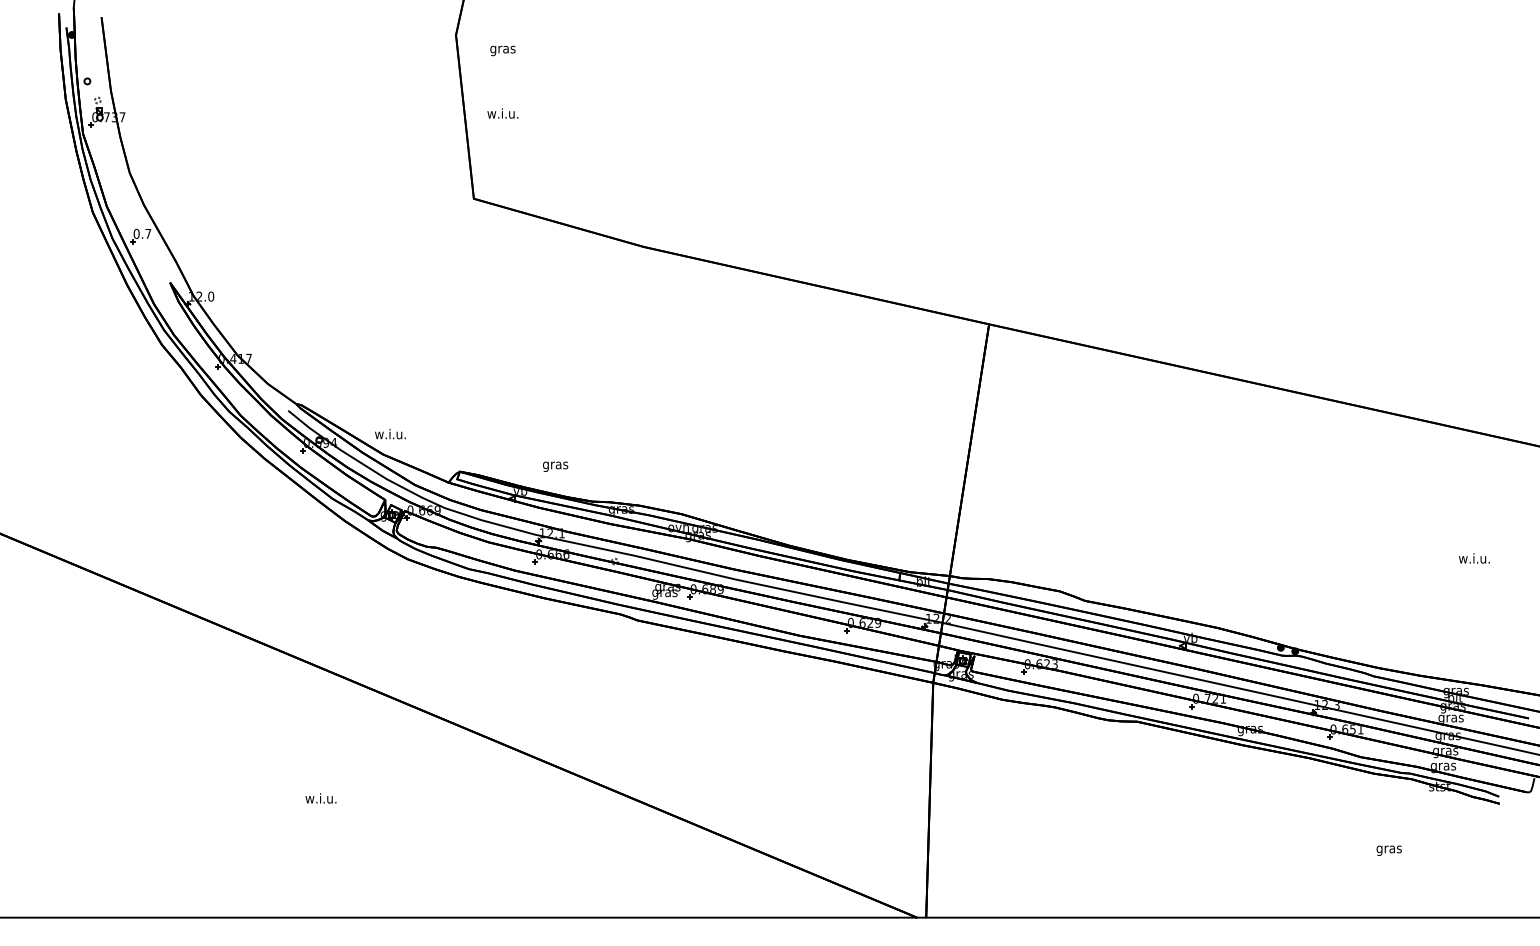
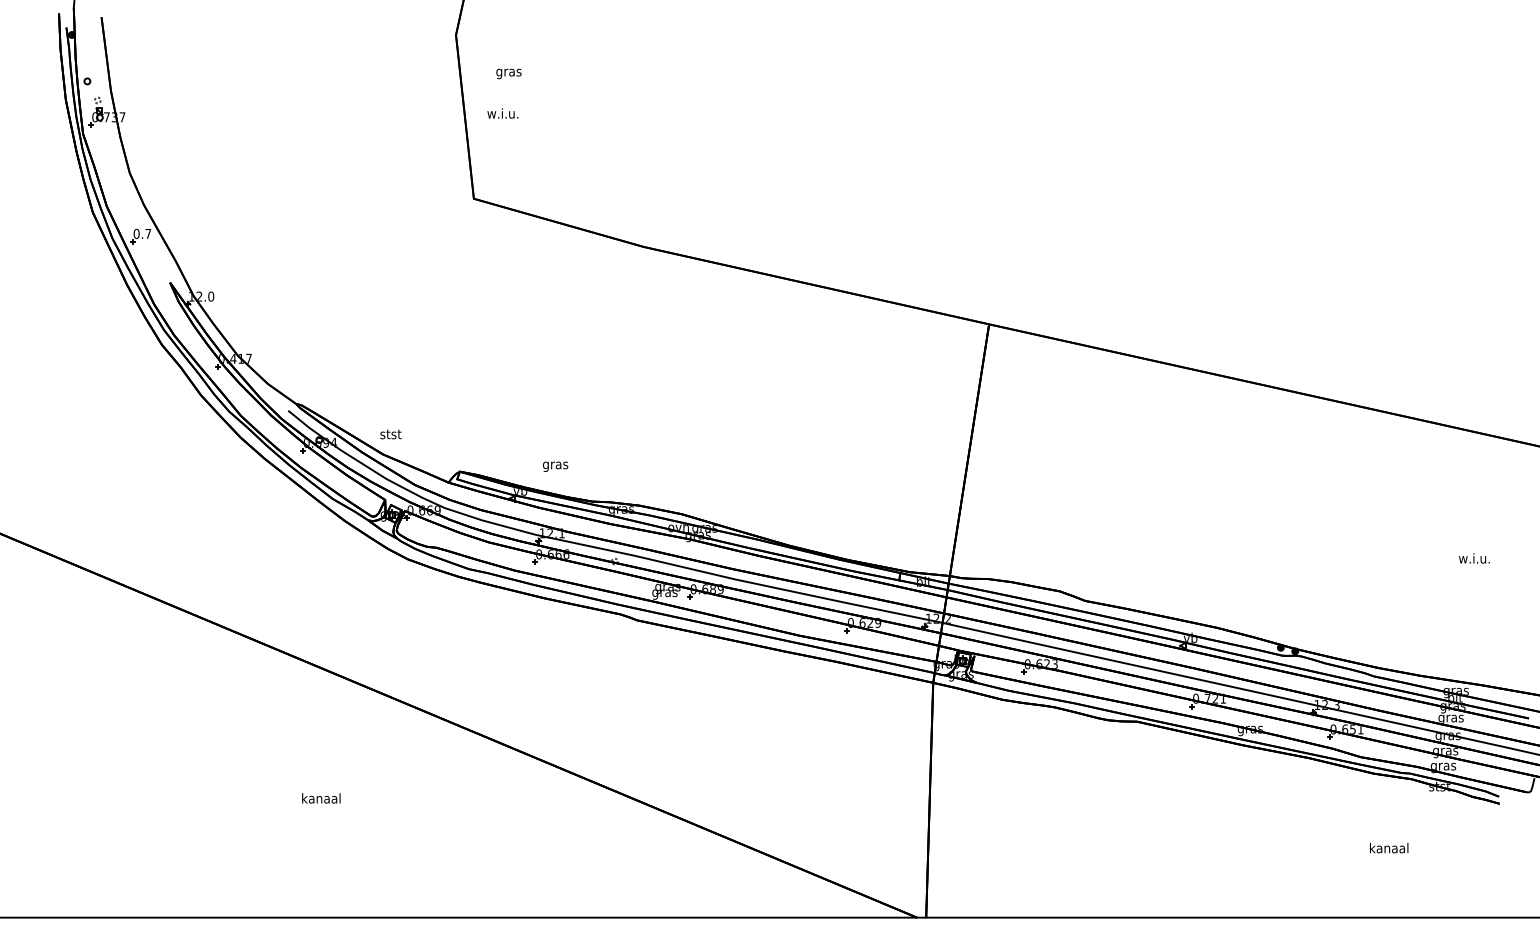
text position: (502, 50) -> (508, 73) (508, 73)
text: w.i.u. -> stst (390, 434)
text: w.i.u. -> kanaal (321, 798)
text: gras -> kanaal (1389, 848)
